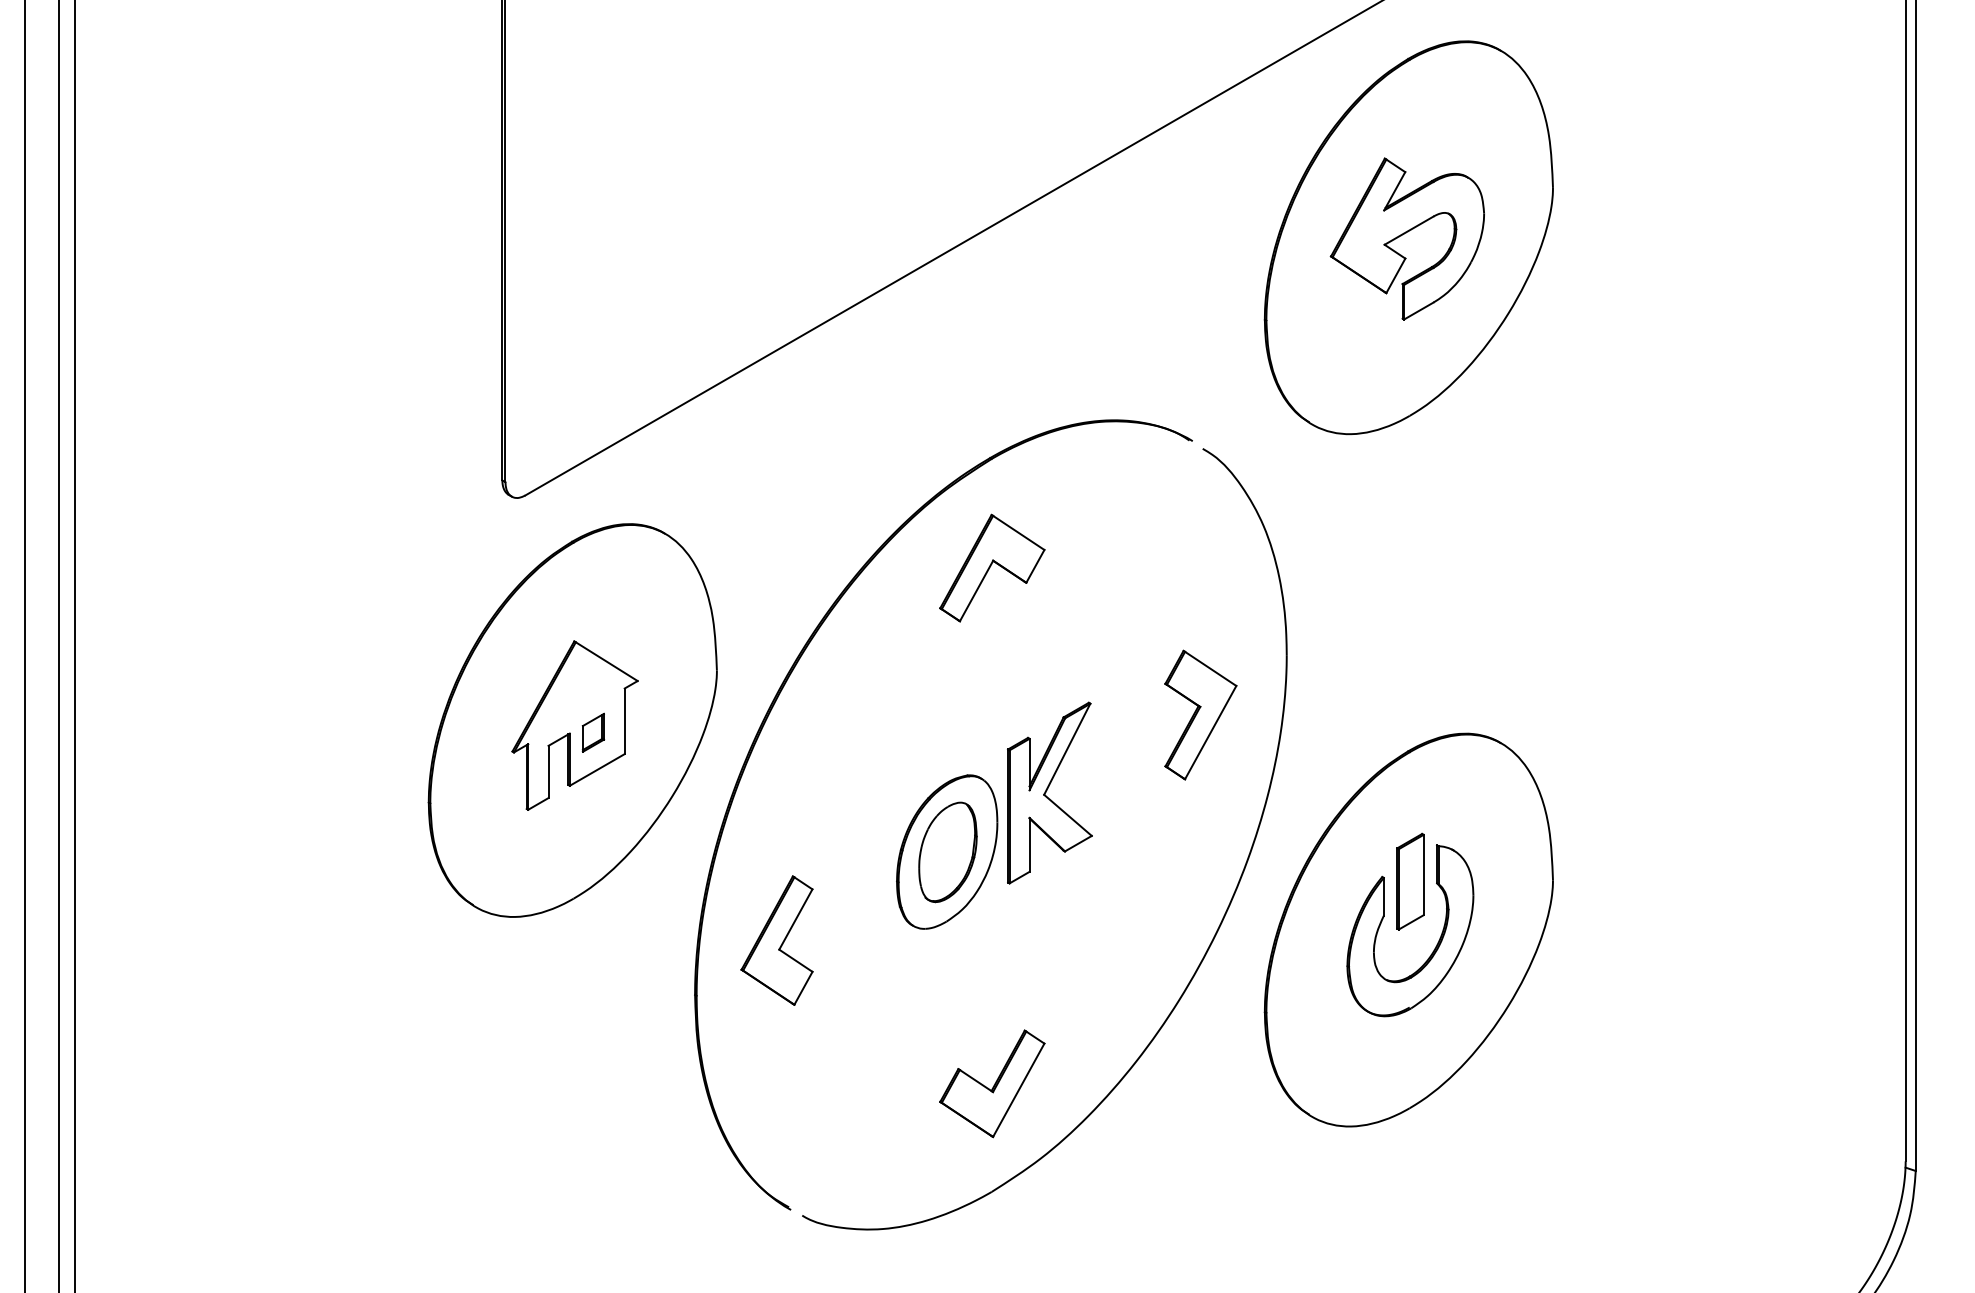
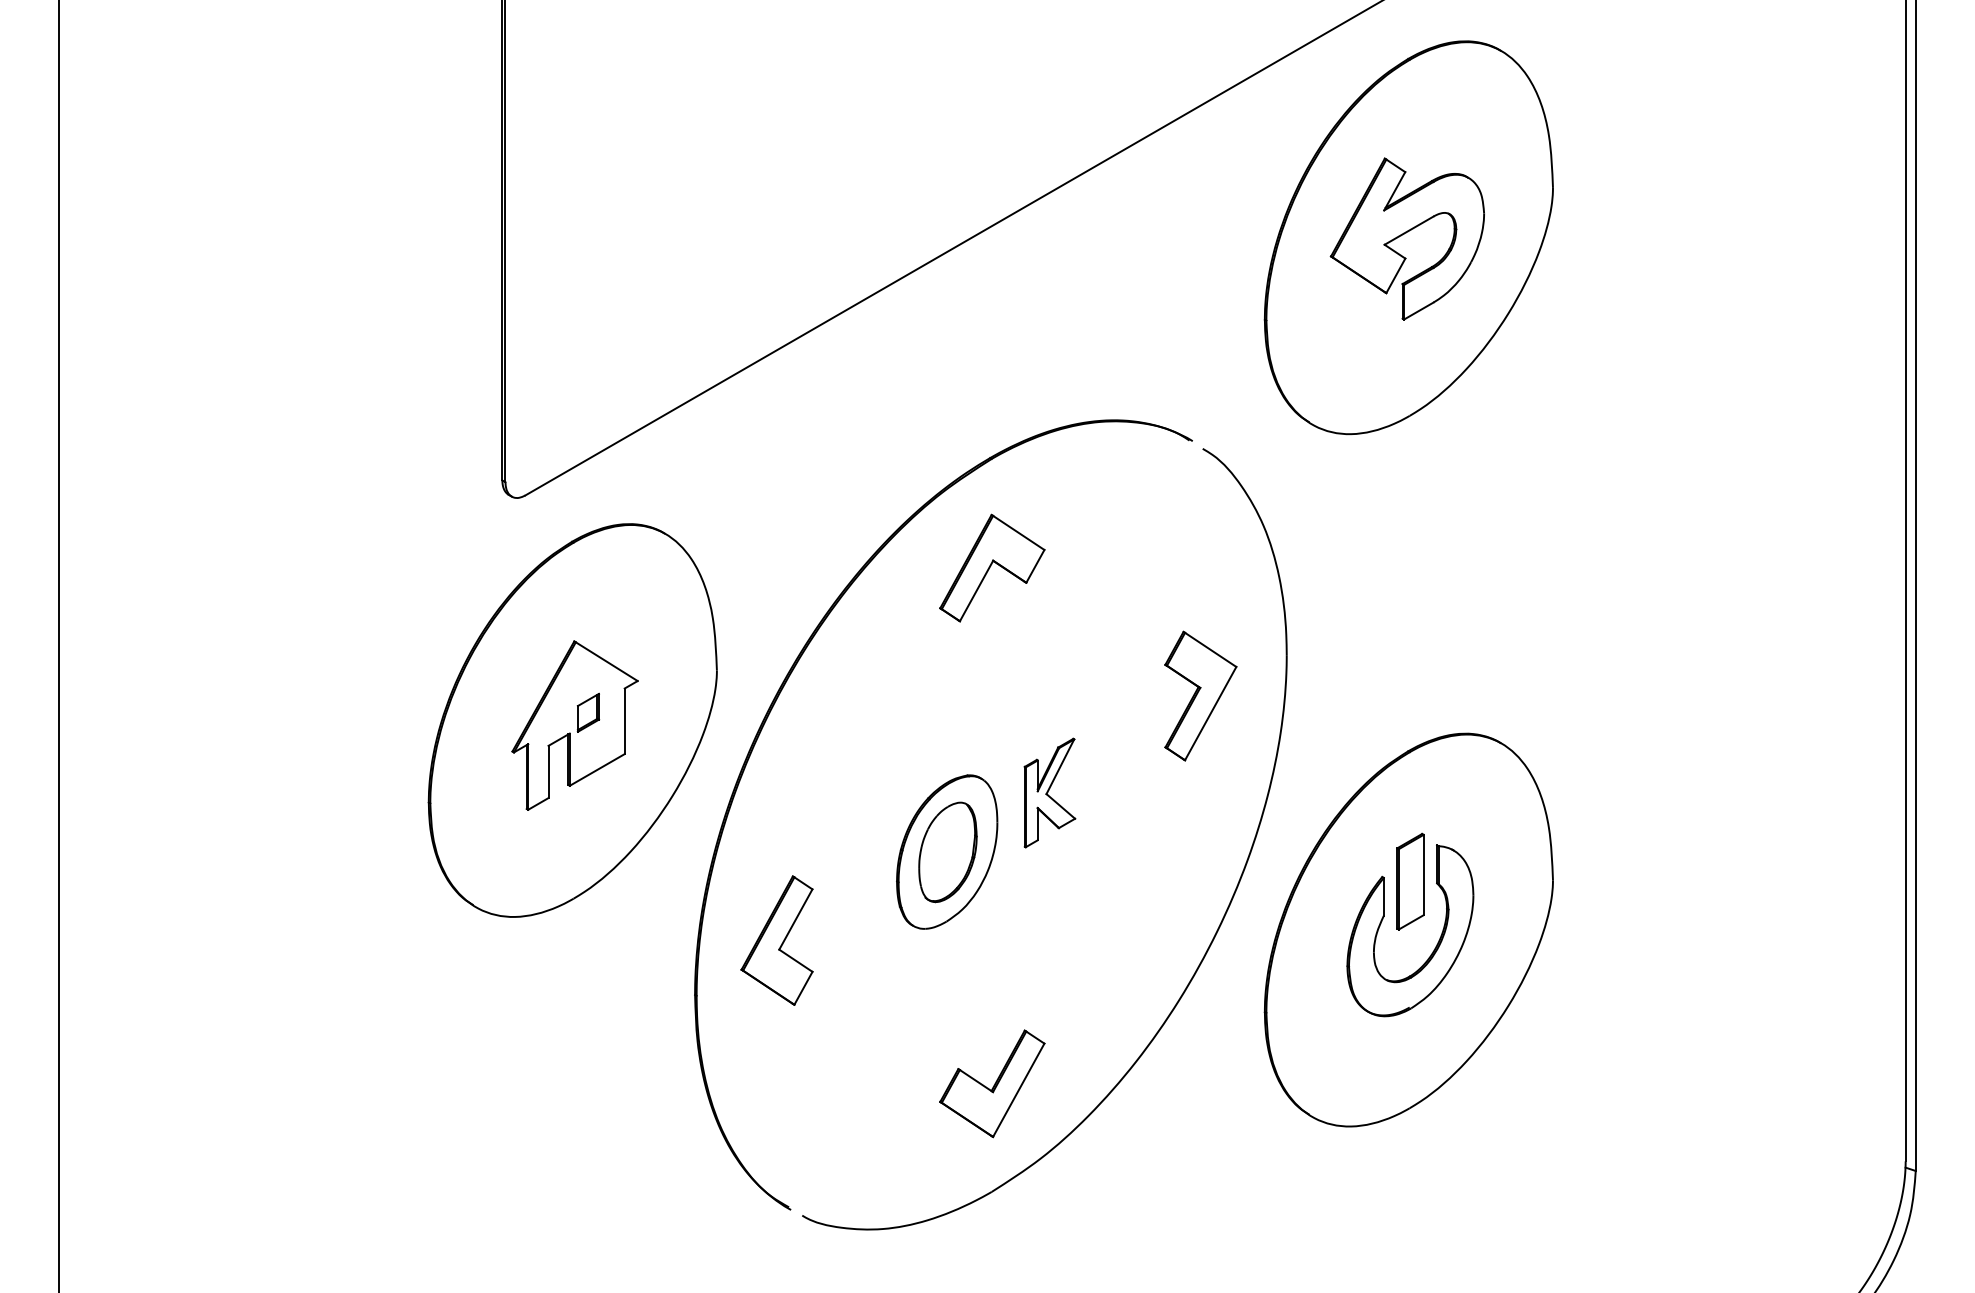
line: present -> none (24, 645)
line: present -> none (74, 645)
part position: (1200, 714) -> (1200, 695) (1200, 695)
part position: (593, 732) -> (588, 712) (588, 712)
part size: 86x184 px -> 54x112 px (1049, 792)
